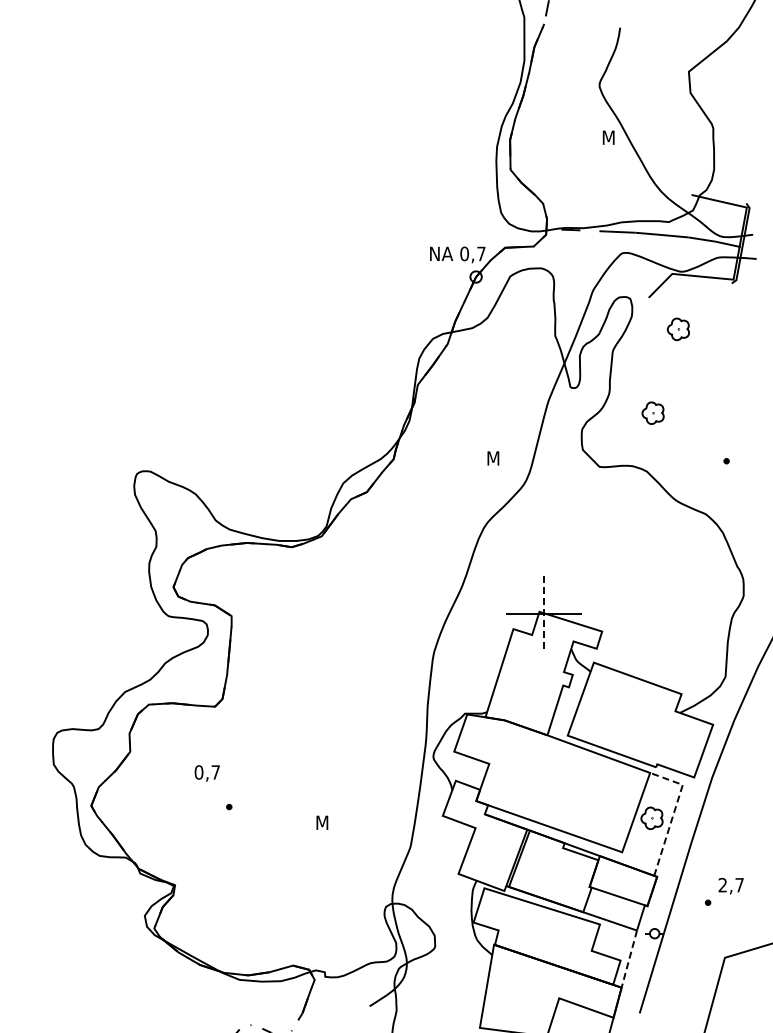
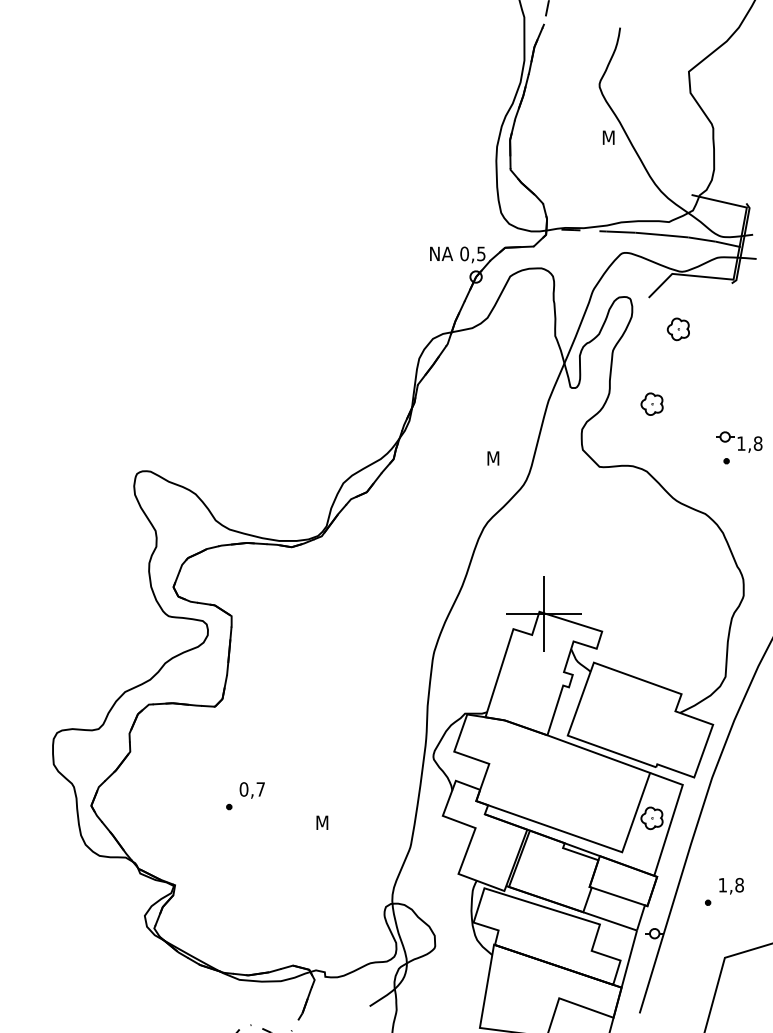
text: 0,7 -> 0,5 (481, 254)
part position: (652, 412) -> (651, 403) (651, 403)
part: none -> present (739, 441)
line: dashed -> solid (543, 614)
text position: (206, 773) -> (251, 790) (251, 790)
line: dashed -> solid (673, 813)
text: 2,7 -> 1,8 (730, 884)
line: dashed -> solid (629, 959)
